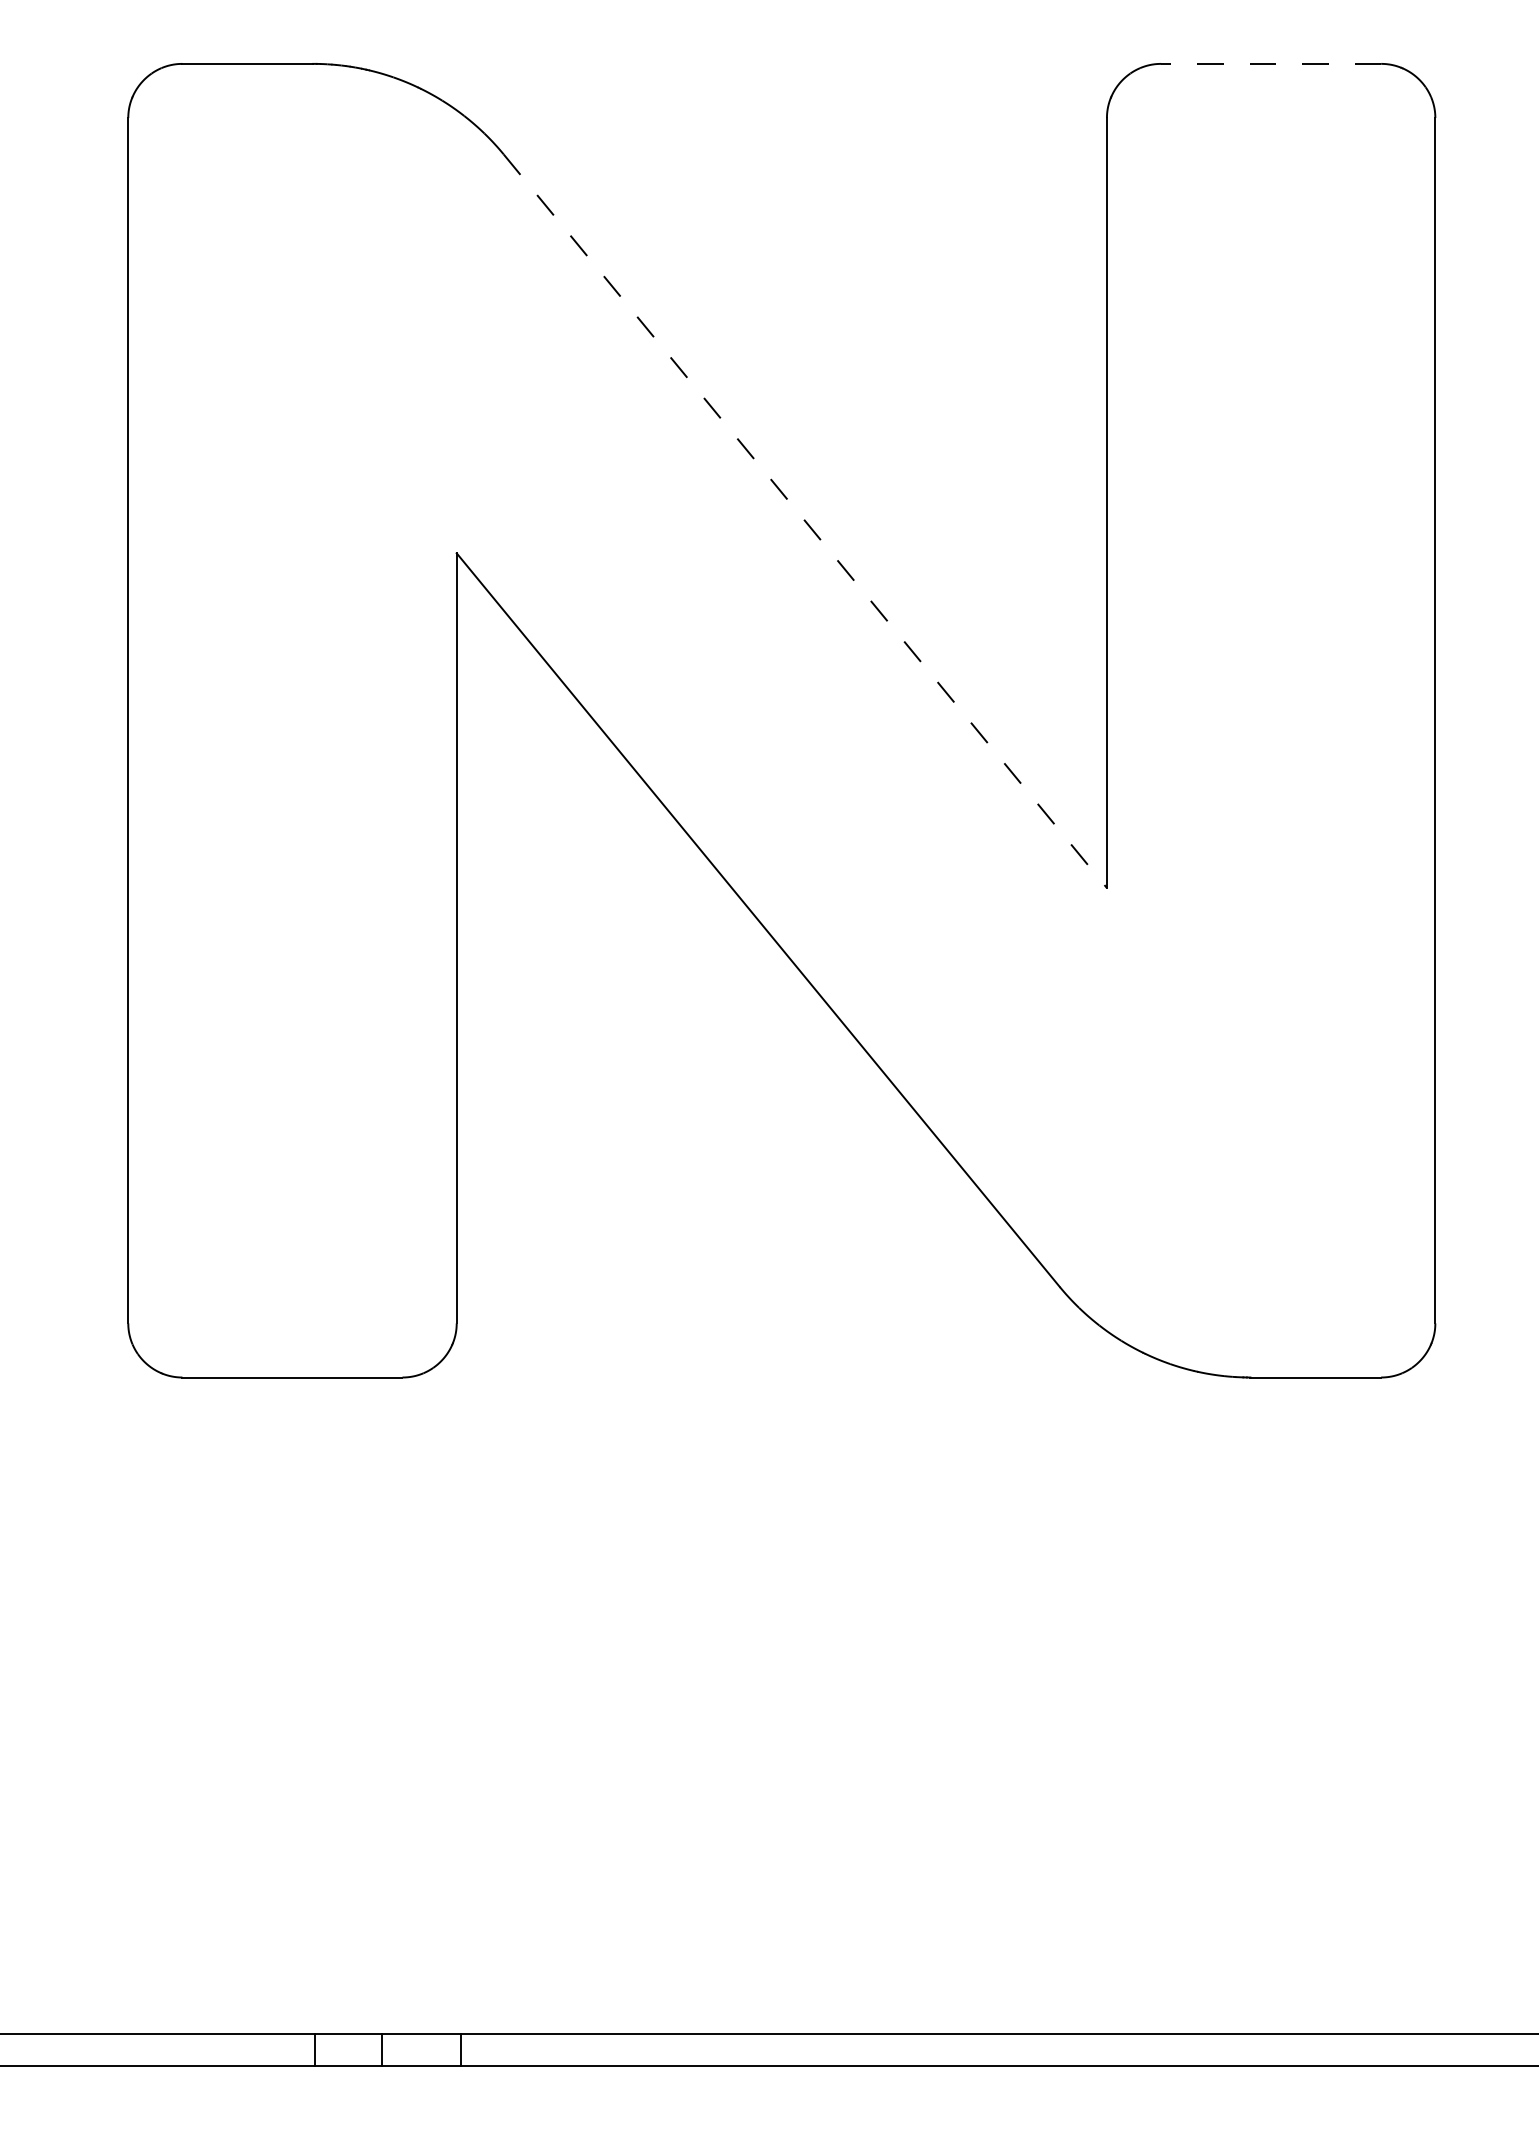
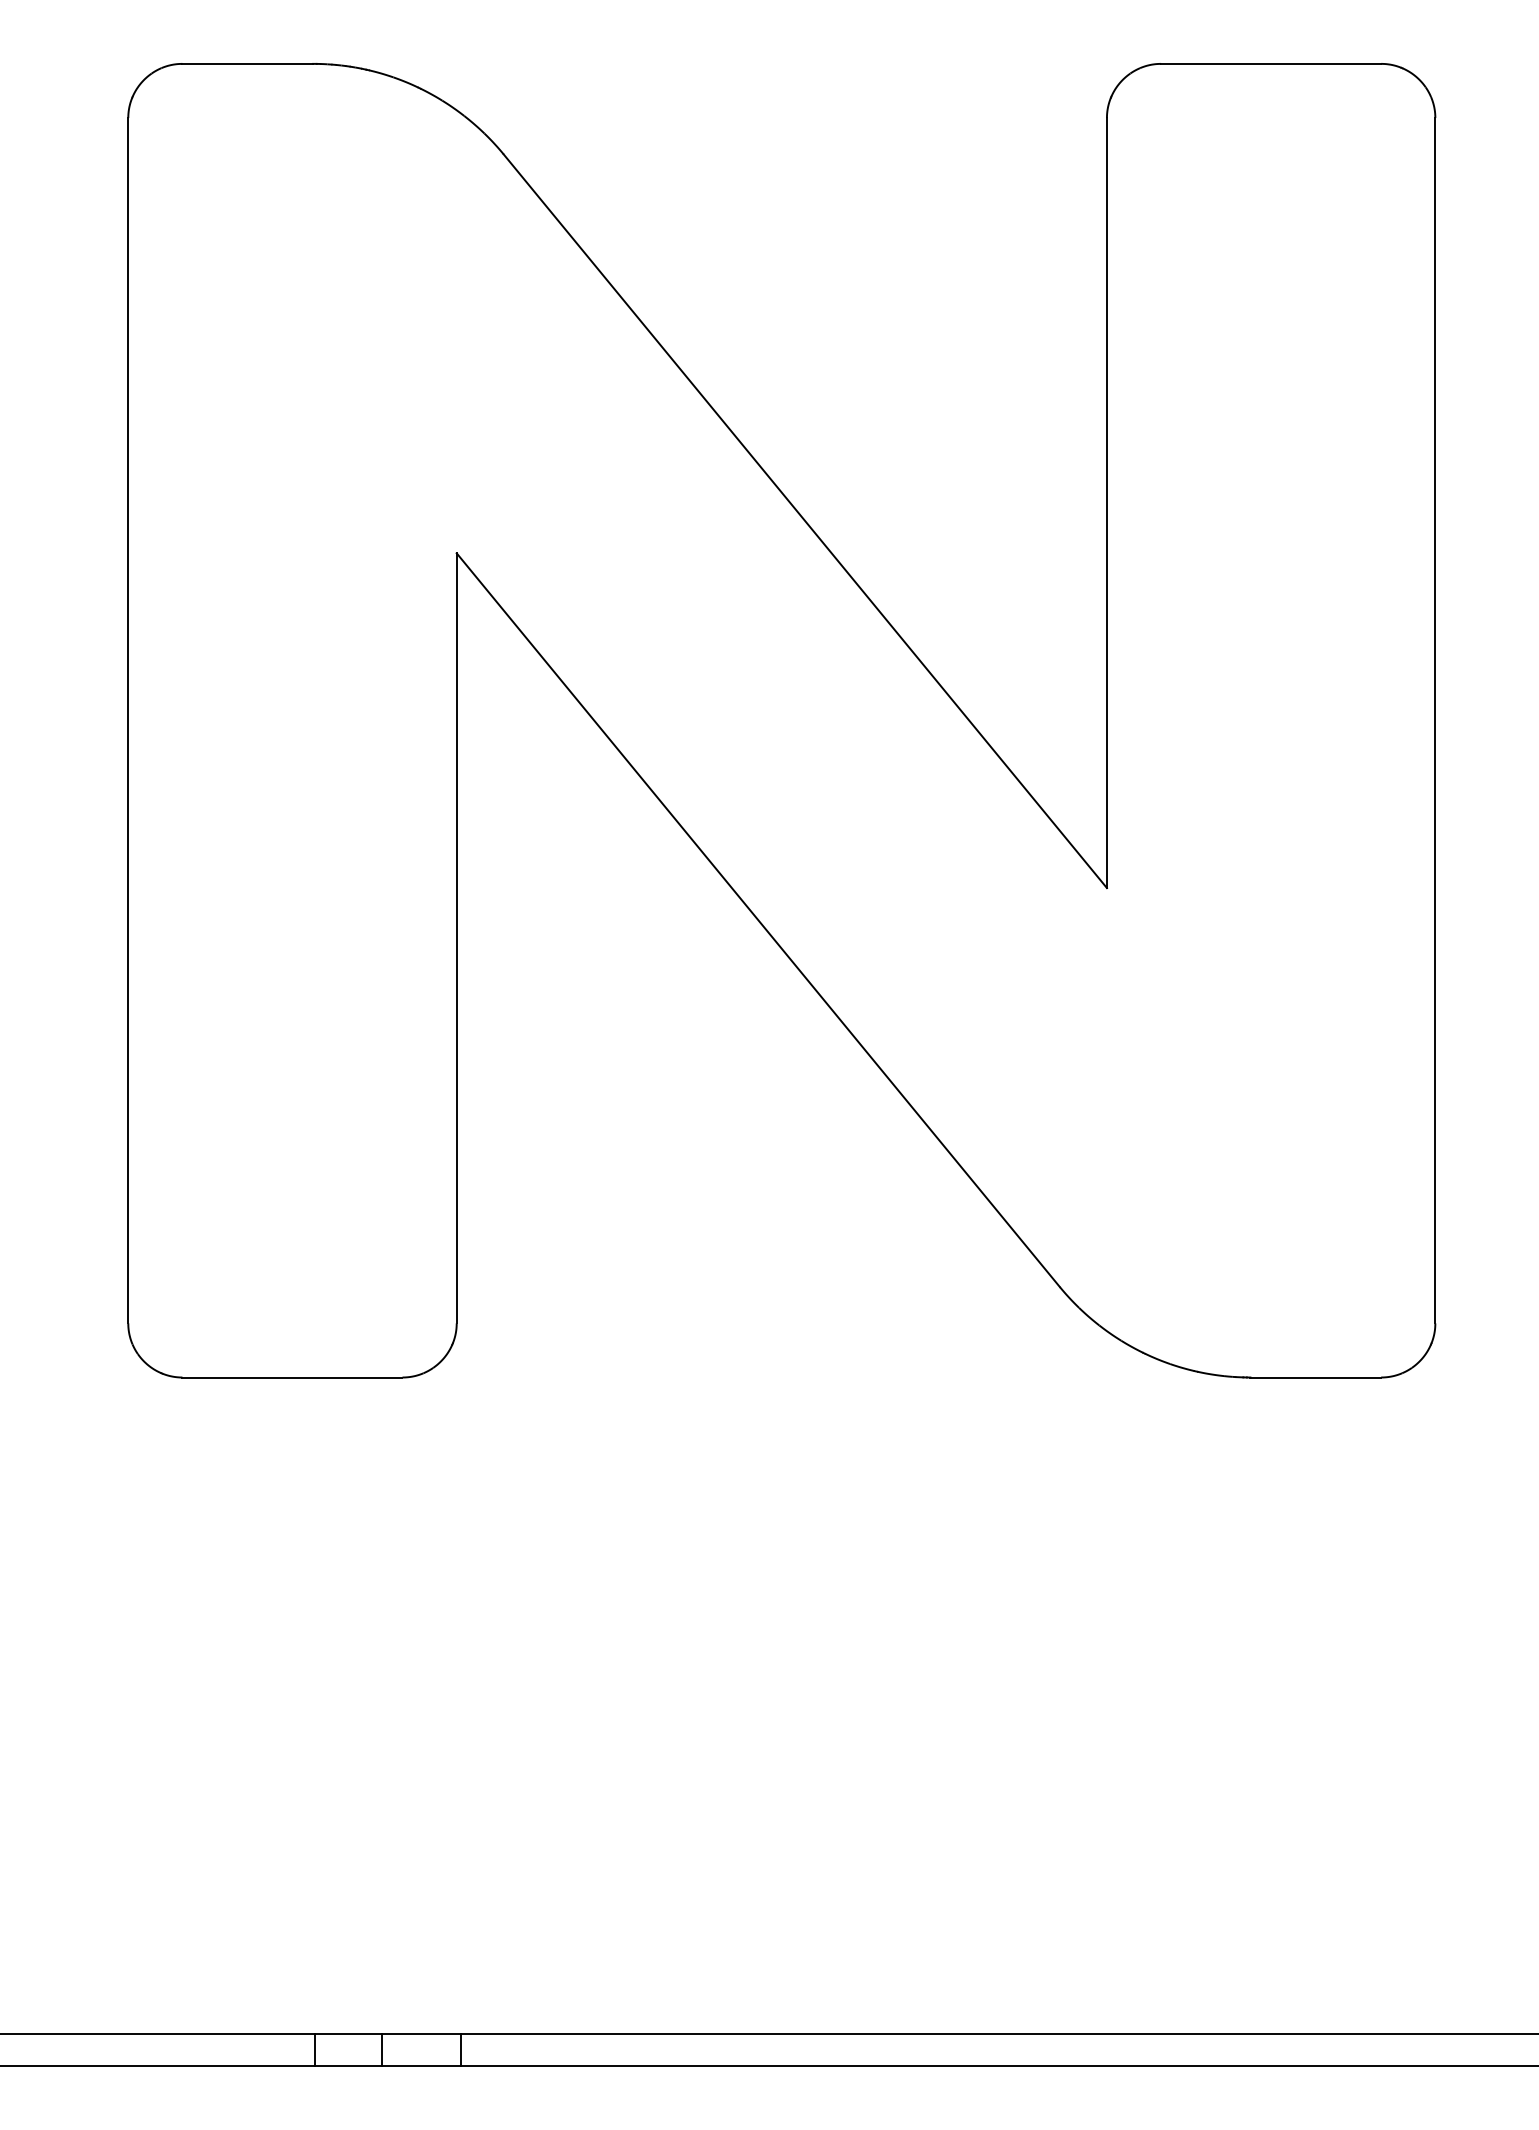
line: dashed -> solid (1270, 63)
line: dashed -> solid (805, 521)
